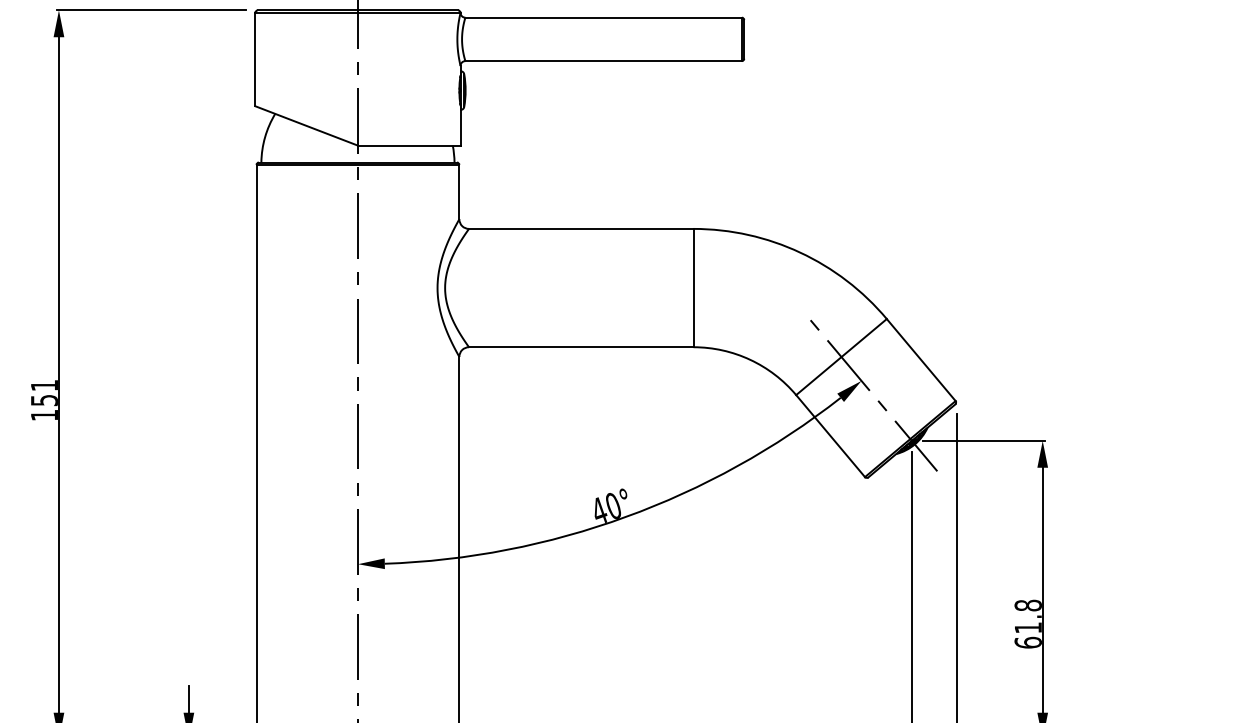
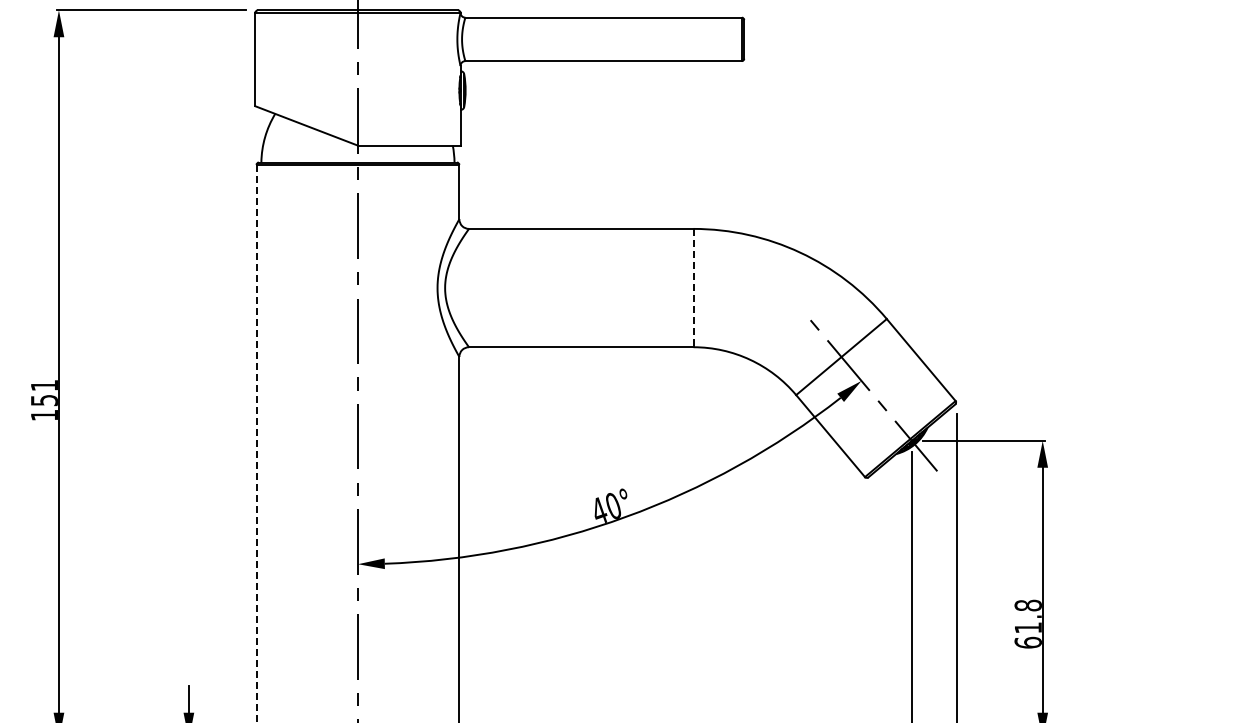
line: solid -> dashed (693, 288)
line: solid -> dashed (256, 443)
